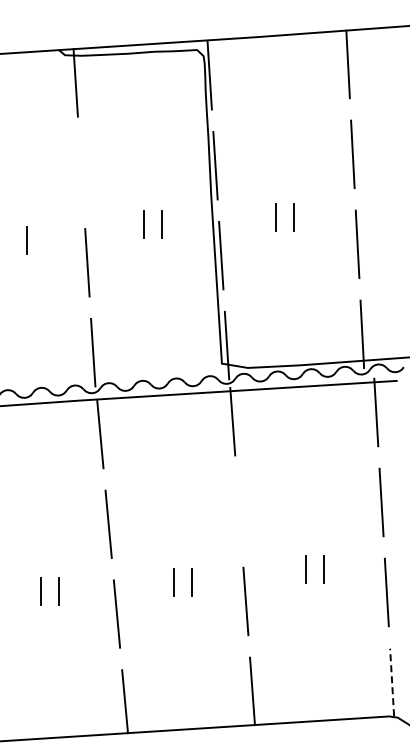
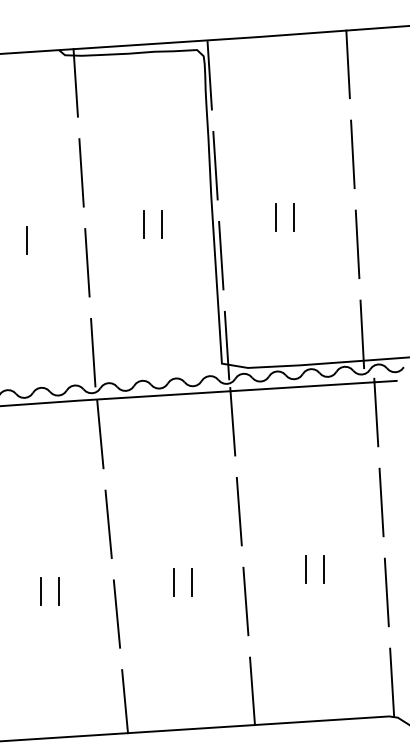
line: none -> present (81, 172)
line: none -> present (238, 511)
line: dashed -> solid (392, 682)
